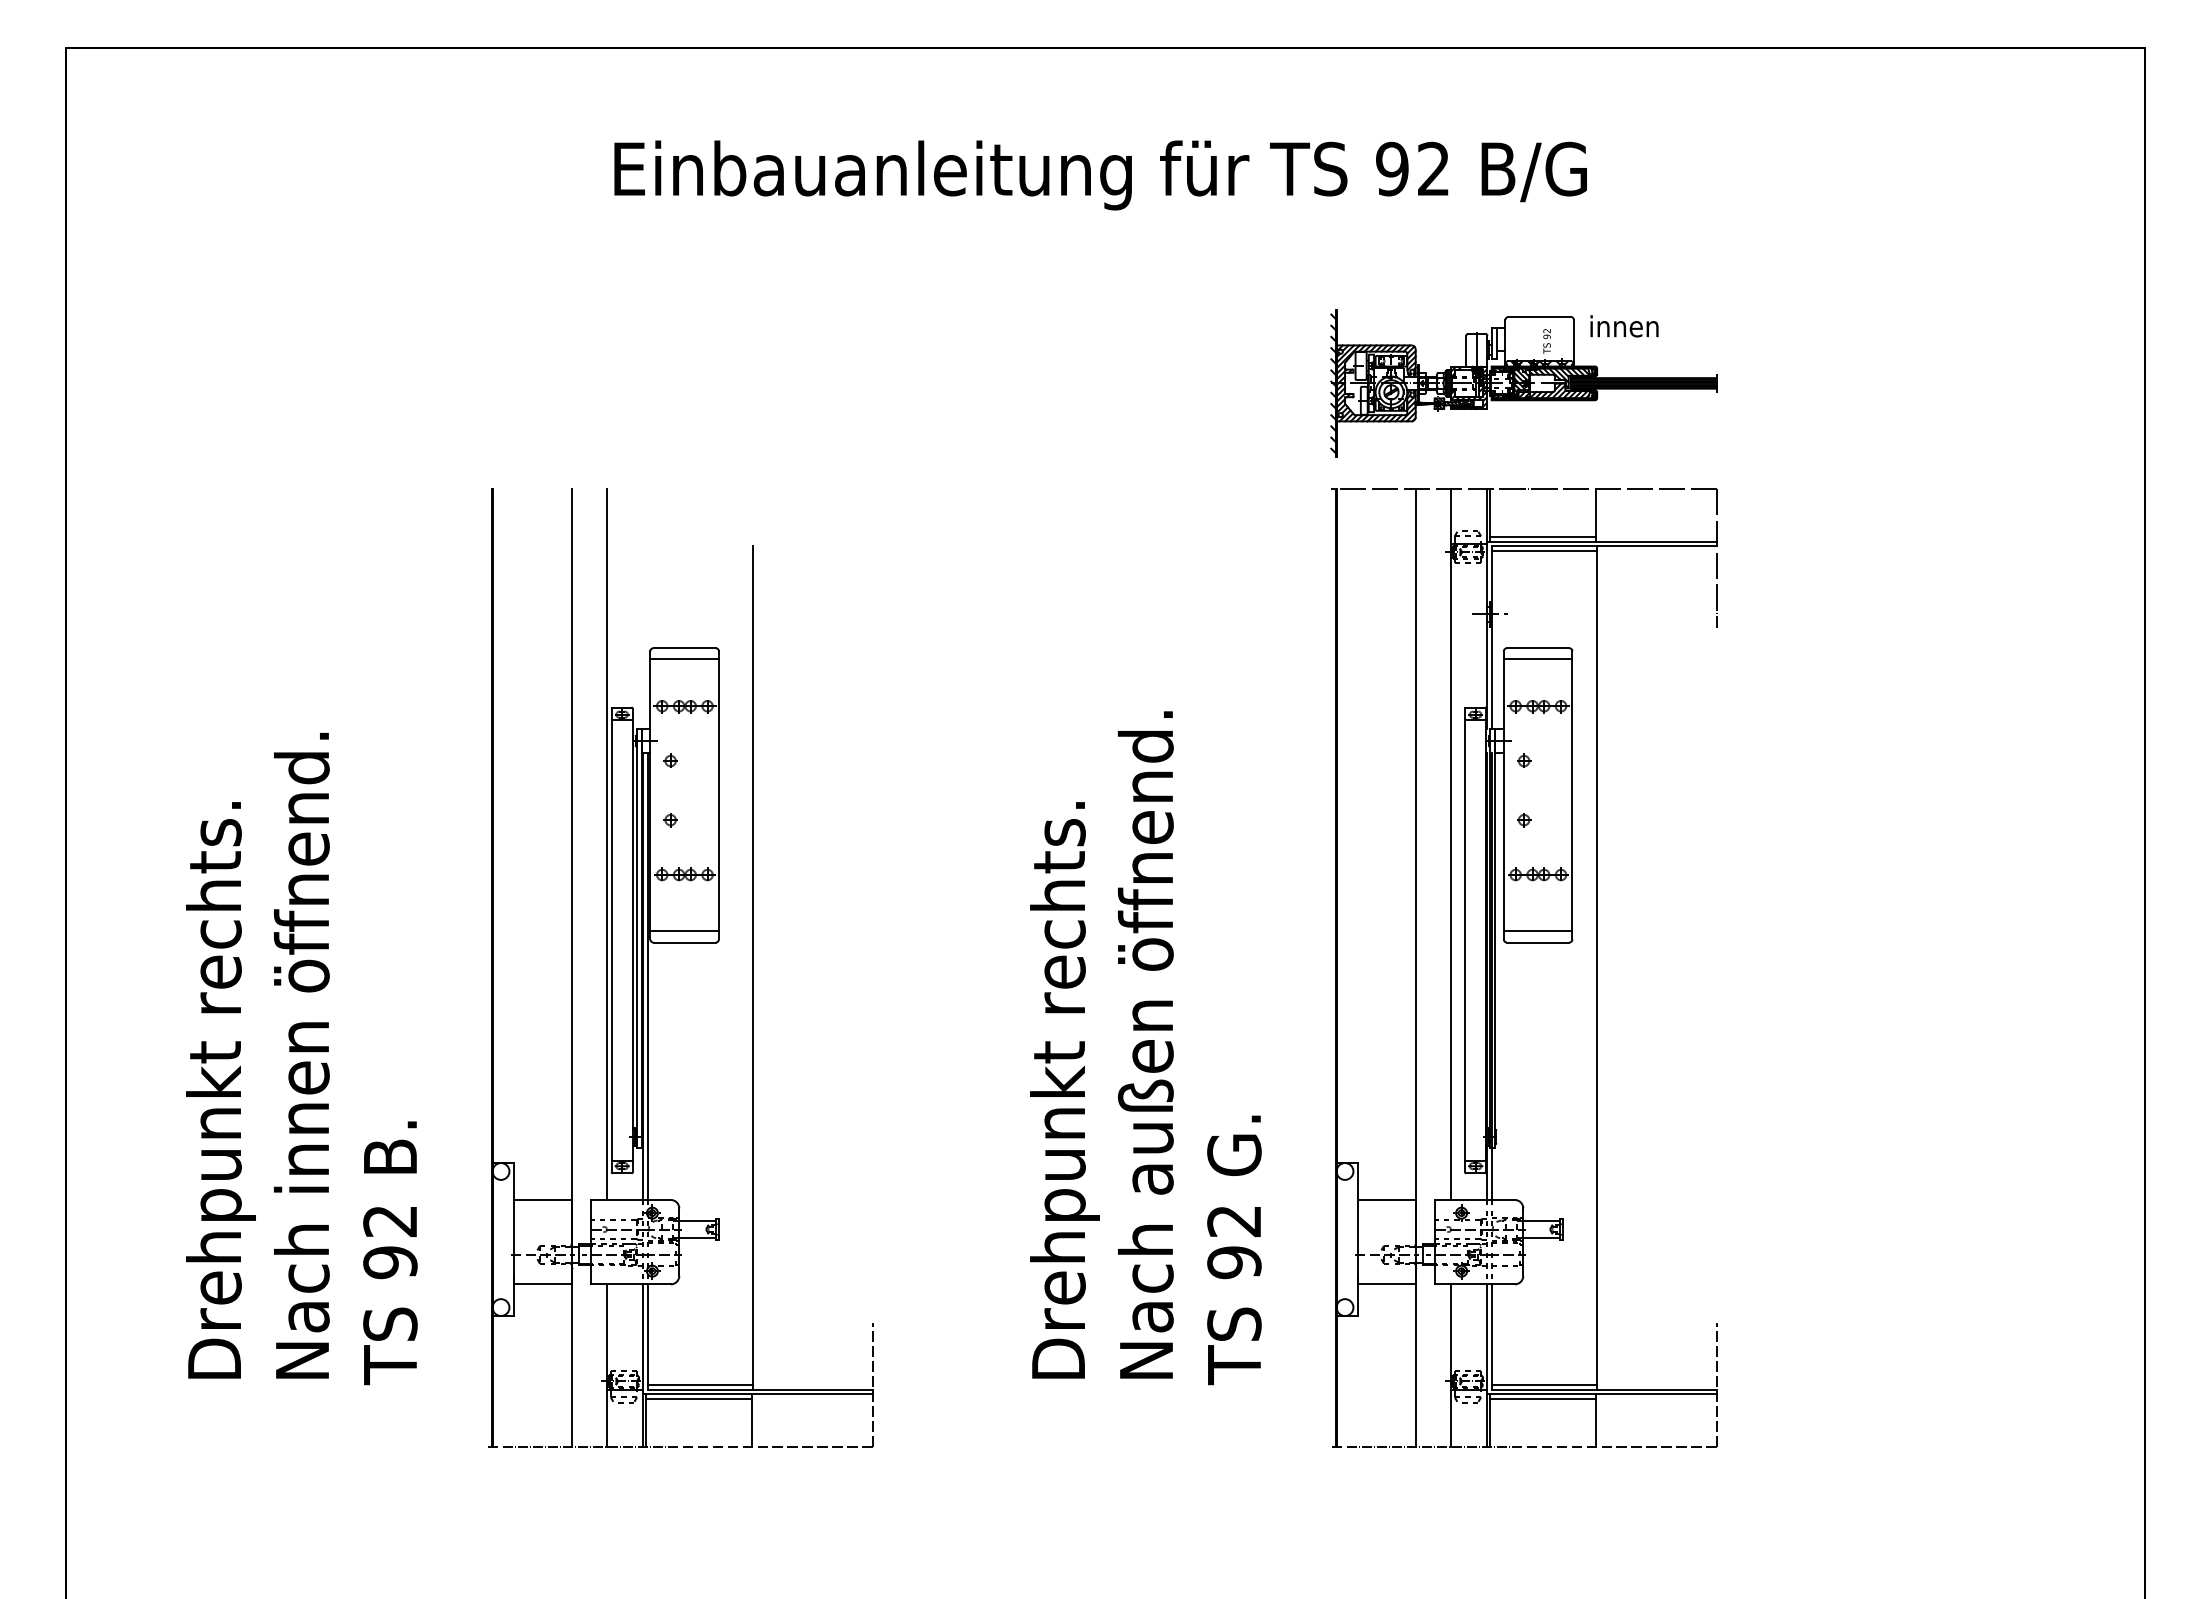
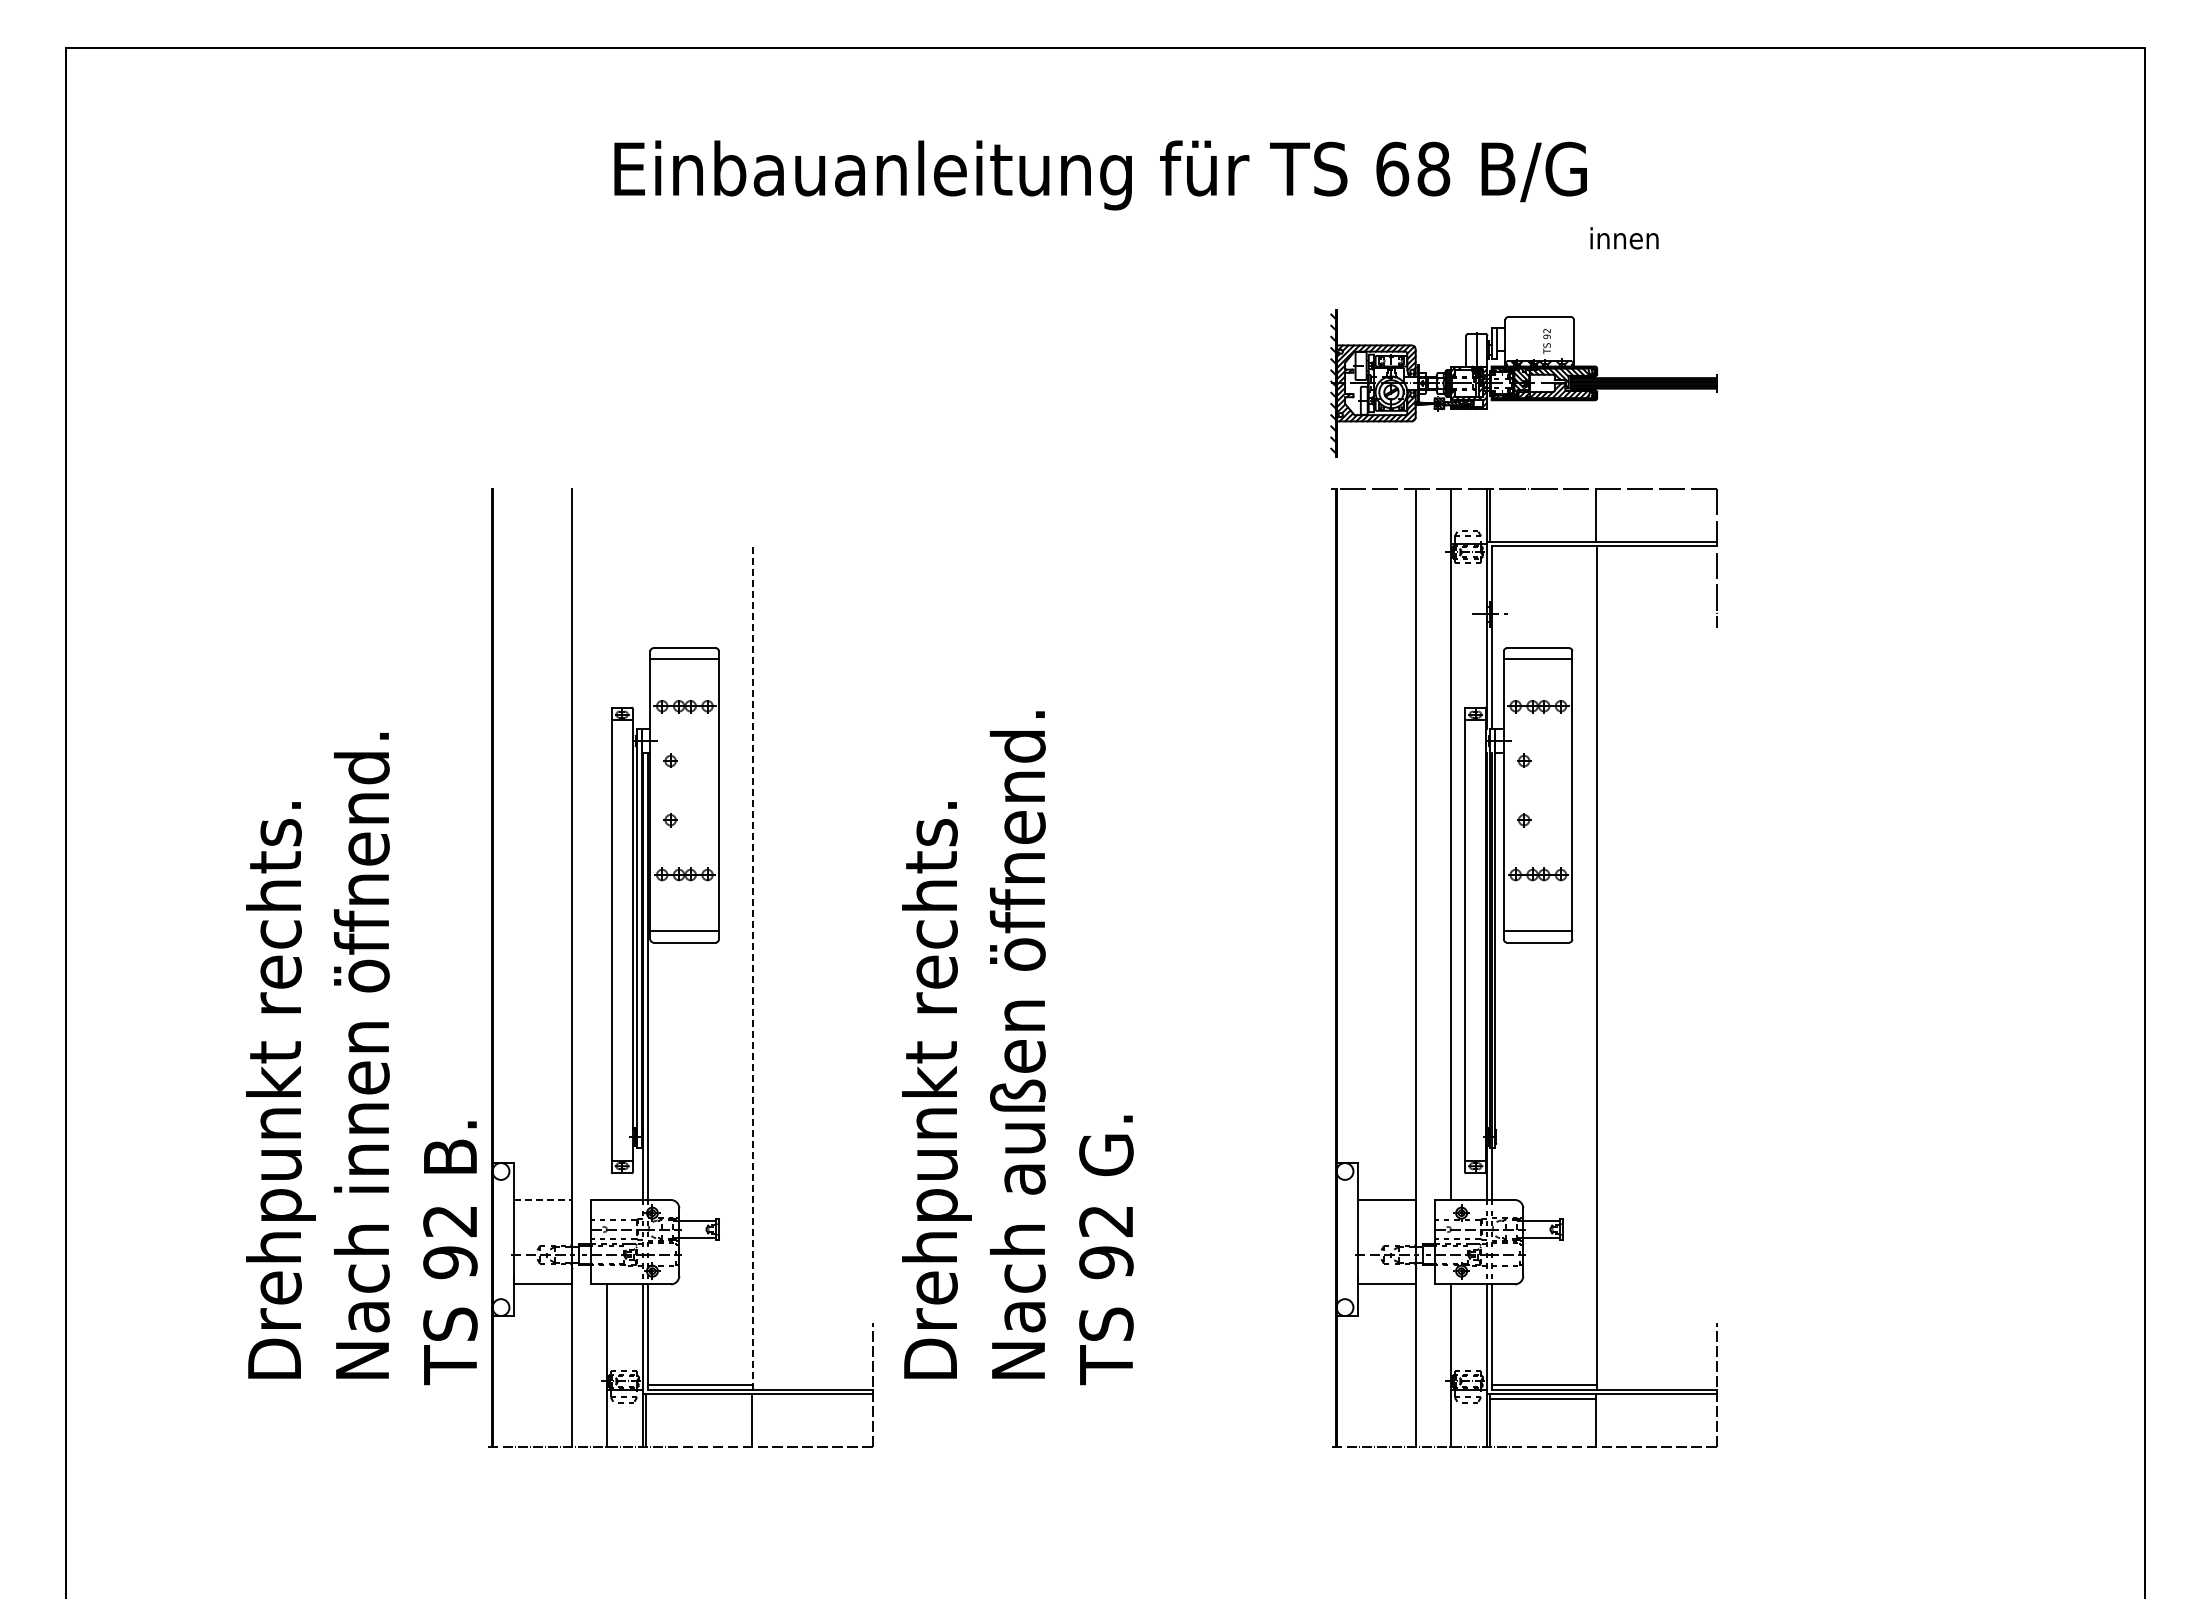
text: 92 -> 68 (1413, 168)
text position: (1624, 326) -> (1624, 238) (1624, 238)
line: present -> none (1542, 536)
line: present -> none (1544, 550)
line: present -> none (606, 843)
line: solid -> dashed (753, 967)
text position: (1145, 1048) -> (1017, 1048) (1017, 1048)
text position: (301, 1059) -> (361, 1059) (361, 1059)
line: solid -> dashed (543, 1199)
line: present -> none (698, 1398)
